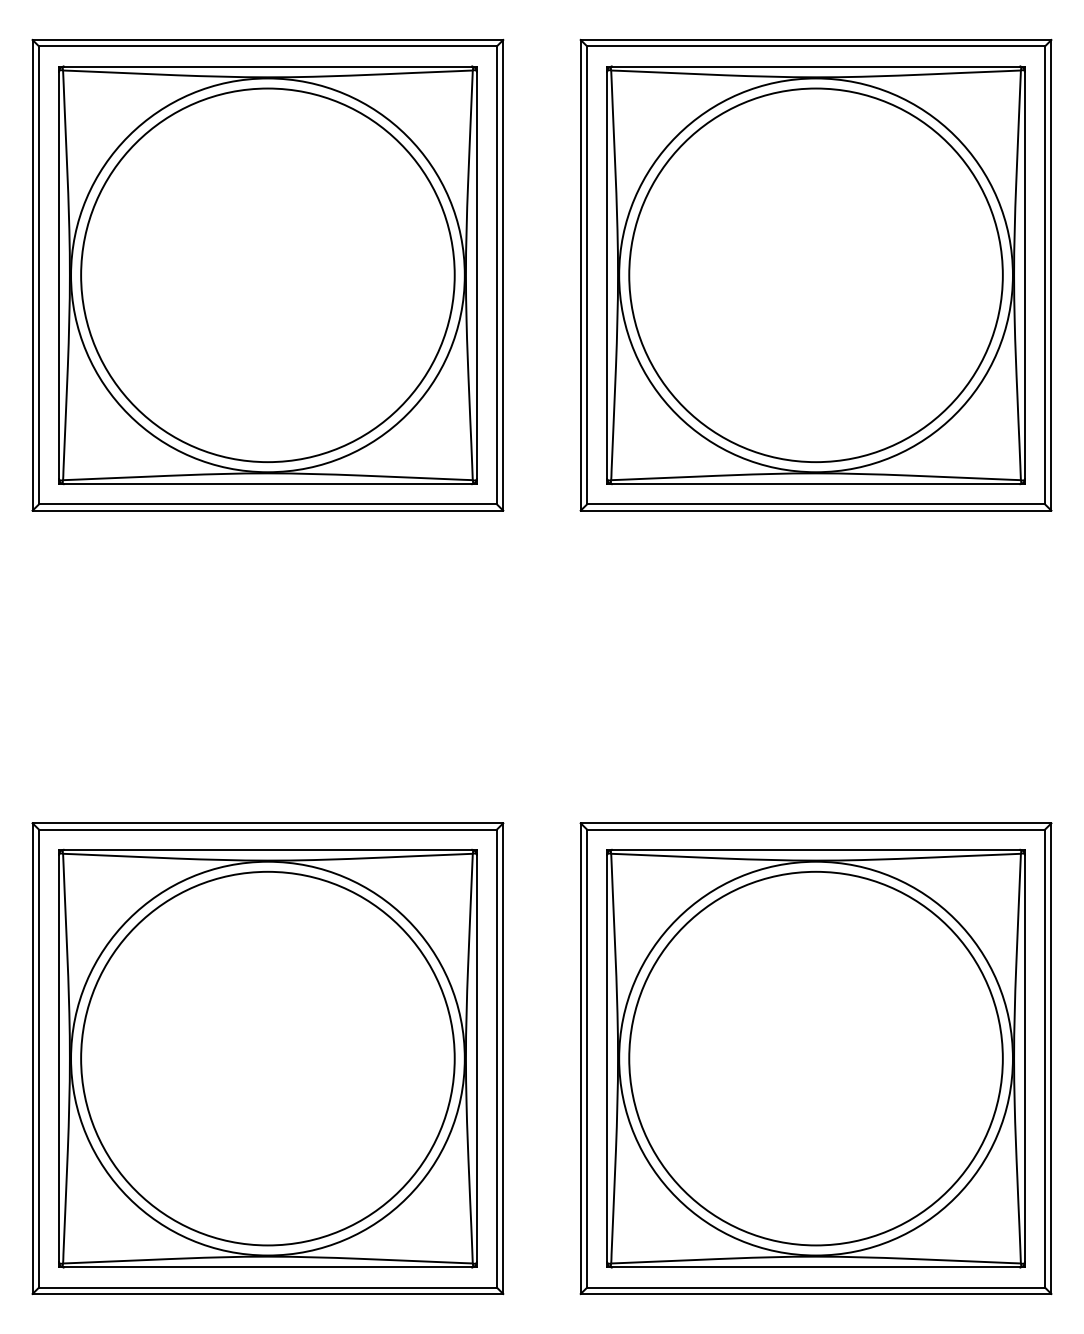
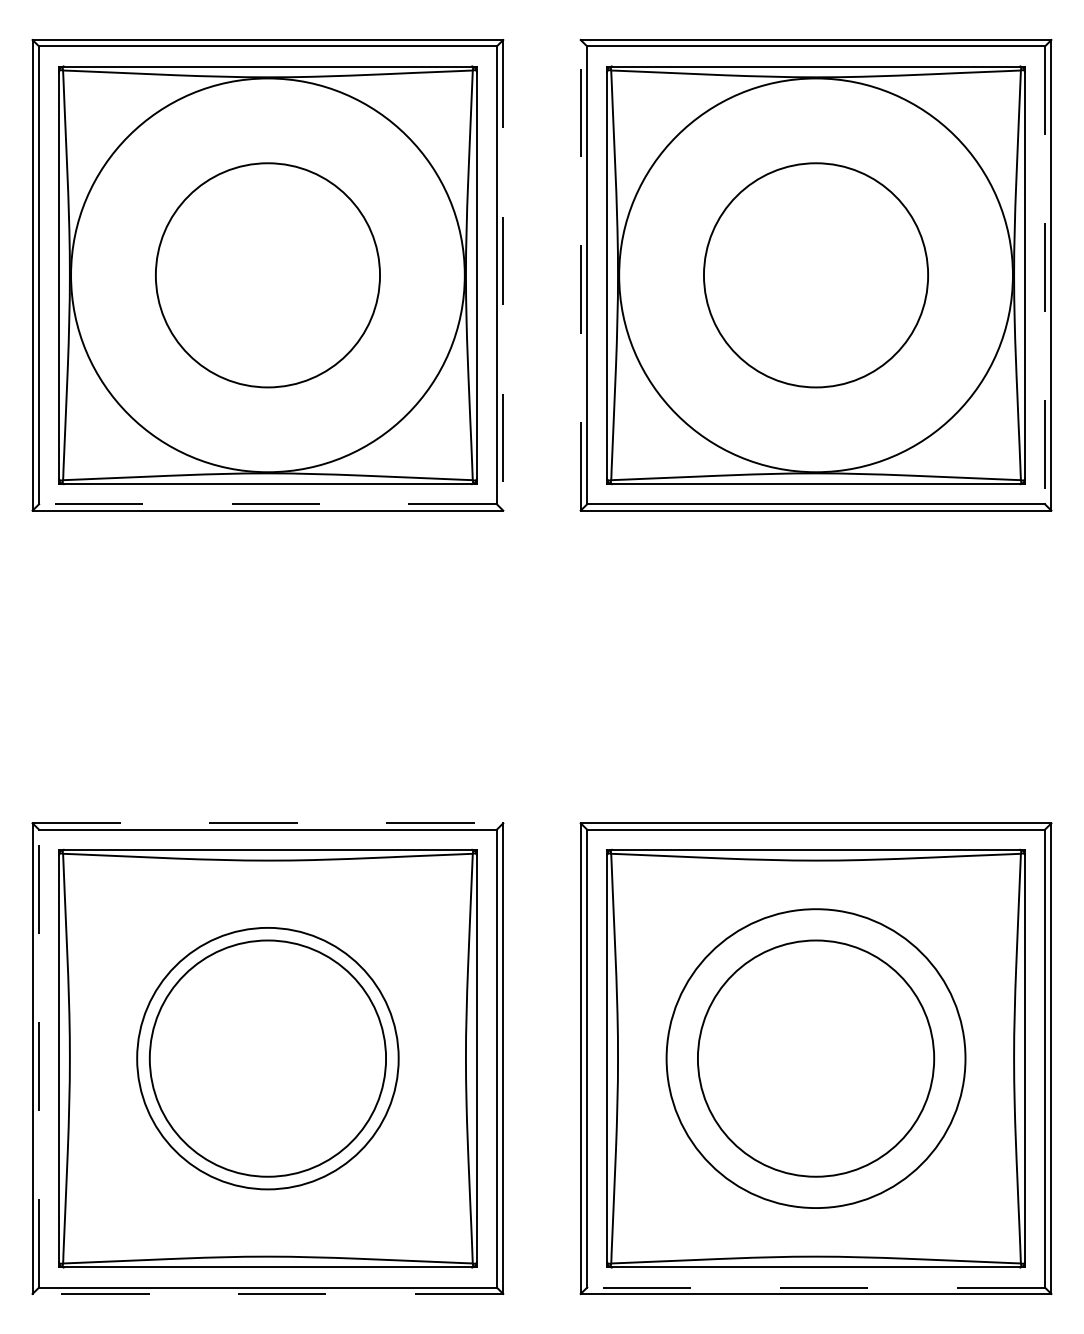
line: solid -> dashed (580, 274)
circle diameter: 374 px -> 224 px (267, 275)
line: solid -> dashed (503, 275)
circle diameter: 374 px -> 224 px (815, 275)
line: solid -> dashed (1044, 275)
line: solid -> dashed (267, 504)
line: solid -> dashed (268, 823)
line: solid -> dashed (39, 1058)
circle diameter: 374 px -> 262 px (267, 1058)
circle diameter: 394 px -> 236 px (267, 1058)
circle diameter: 374 px -> 299 px (815, 1058)
circle diameter: 394 px -> 236 px (815, 1058)
line: solid -> dashed (816, 1287)
line: solid -> dashed (267, 1293)
